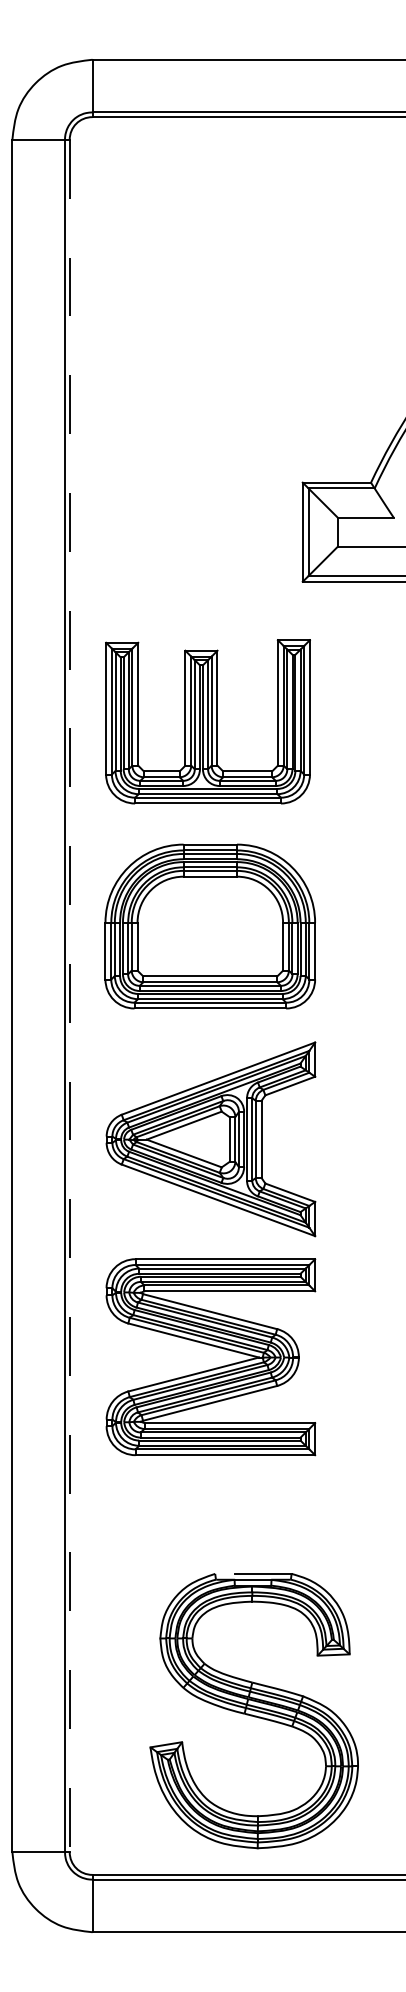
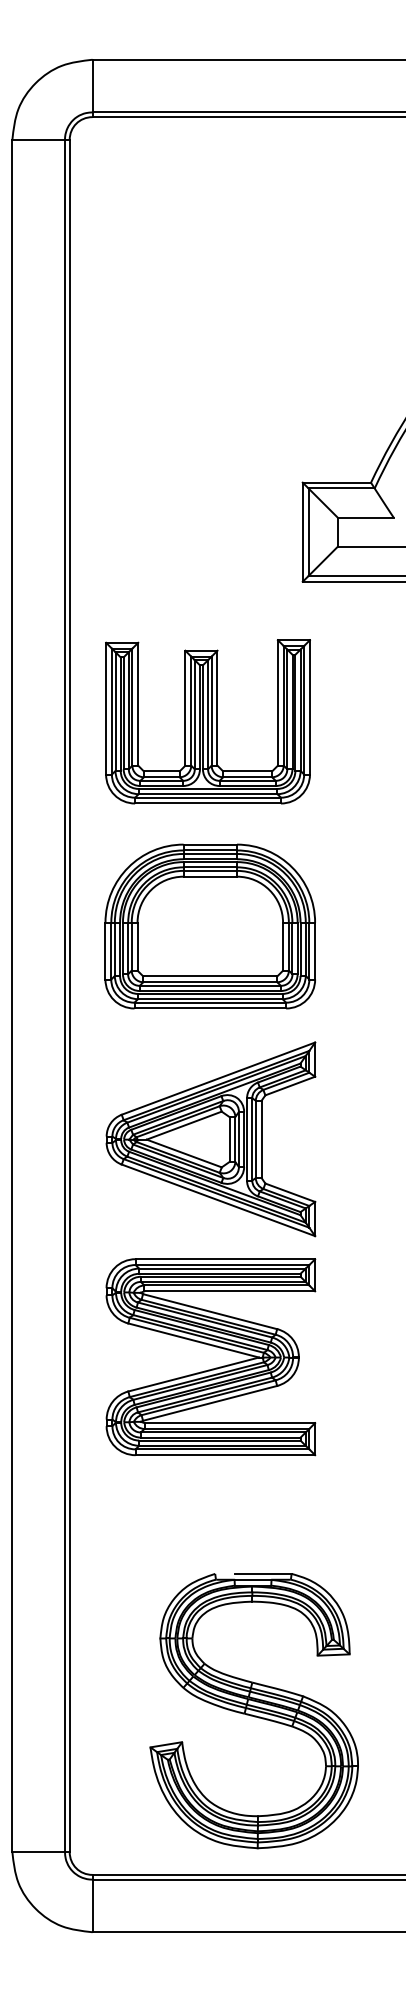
line: dashed -> solid (69, 996)
